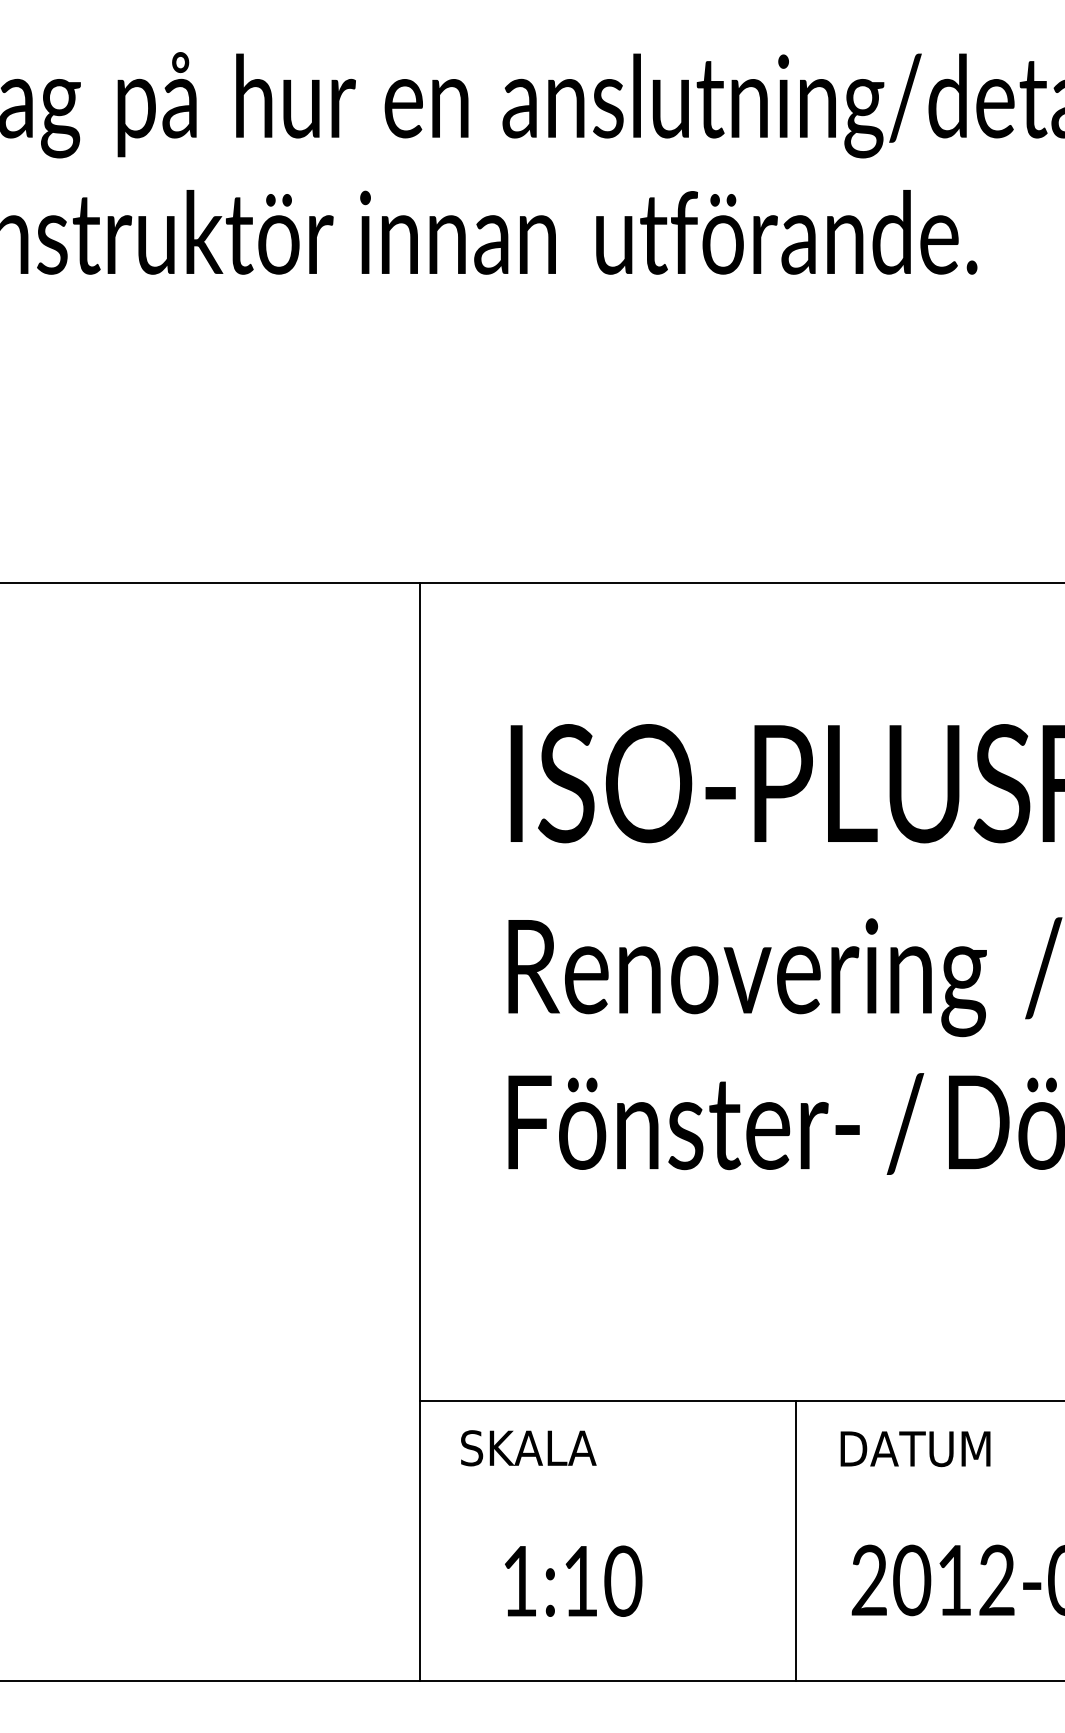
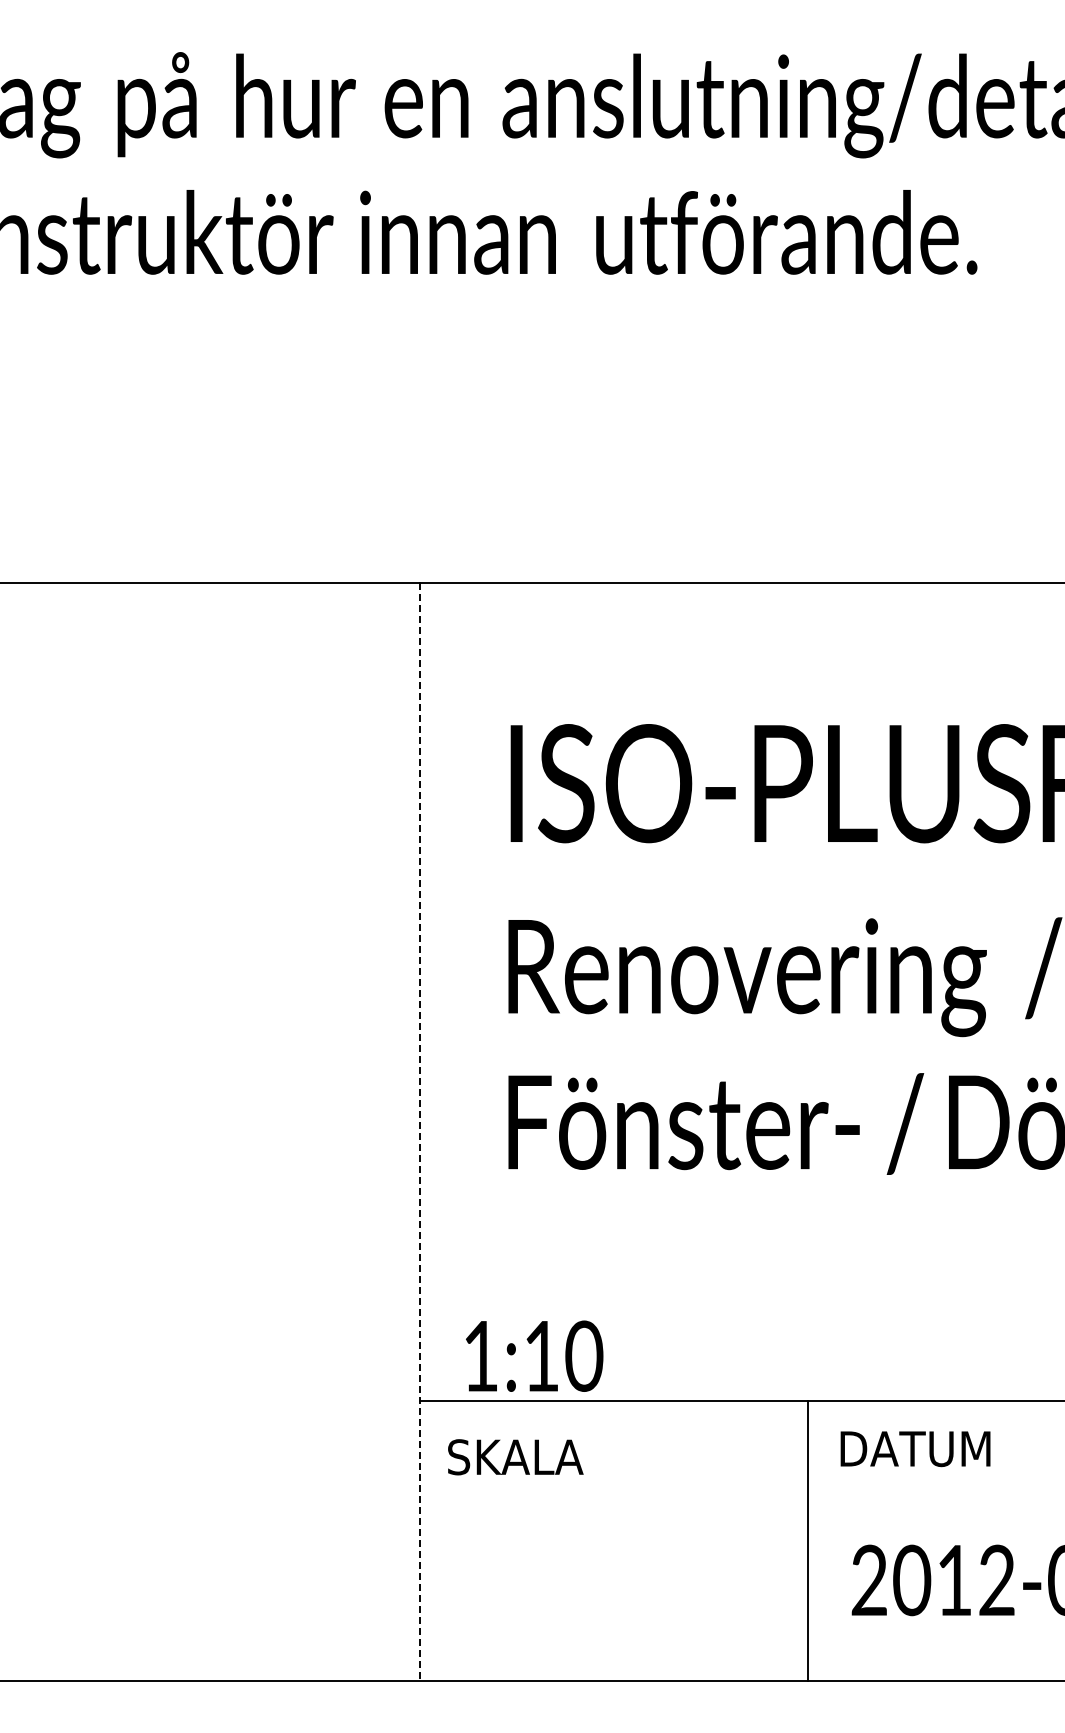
line: solid -> dashed (420, 1132)
text position: (528, 1448) -> (515, 1457) (515, 1457)
line position: (796, 1540) -> (808, 1540) (808, 1540)
text position: (573, 1580) -> (534, 1355) (534, 1355)
